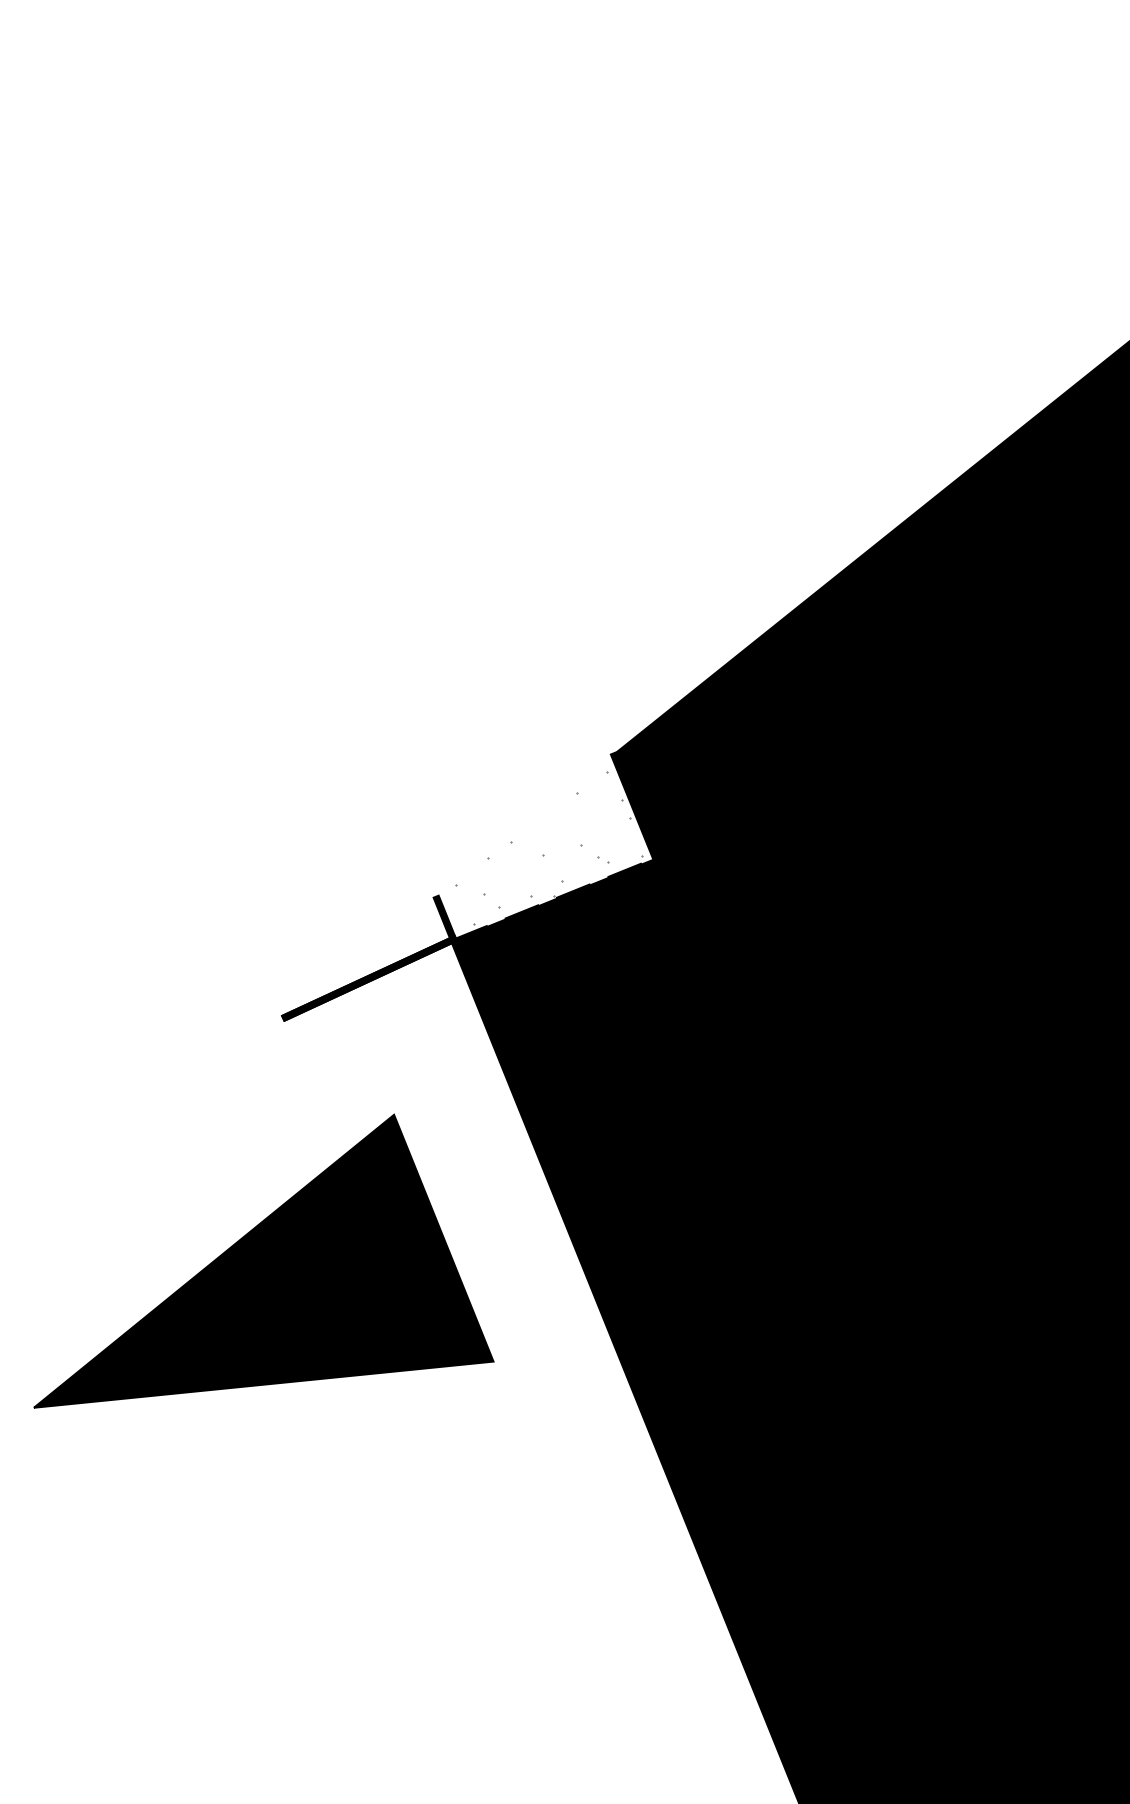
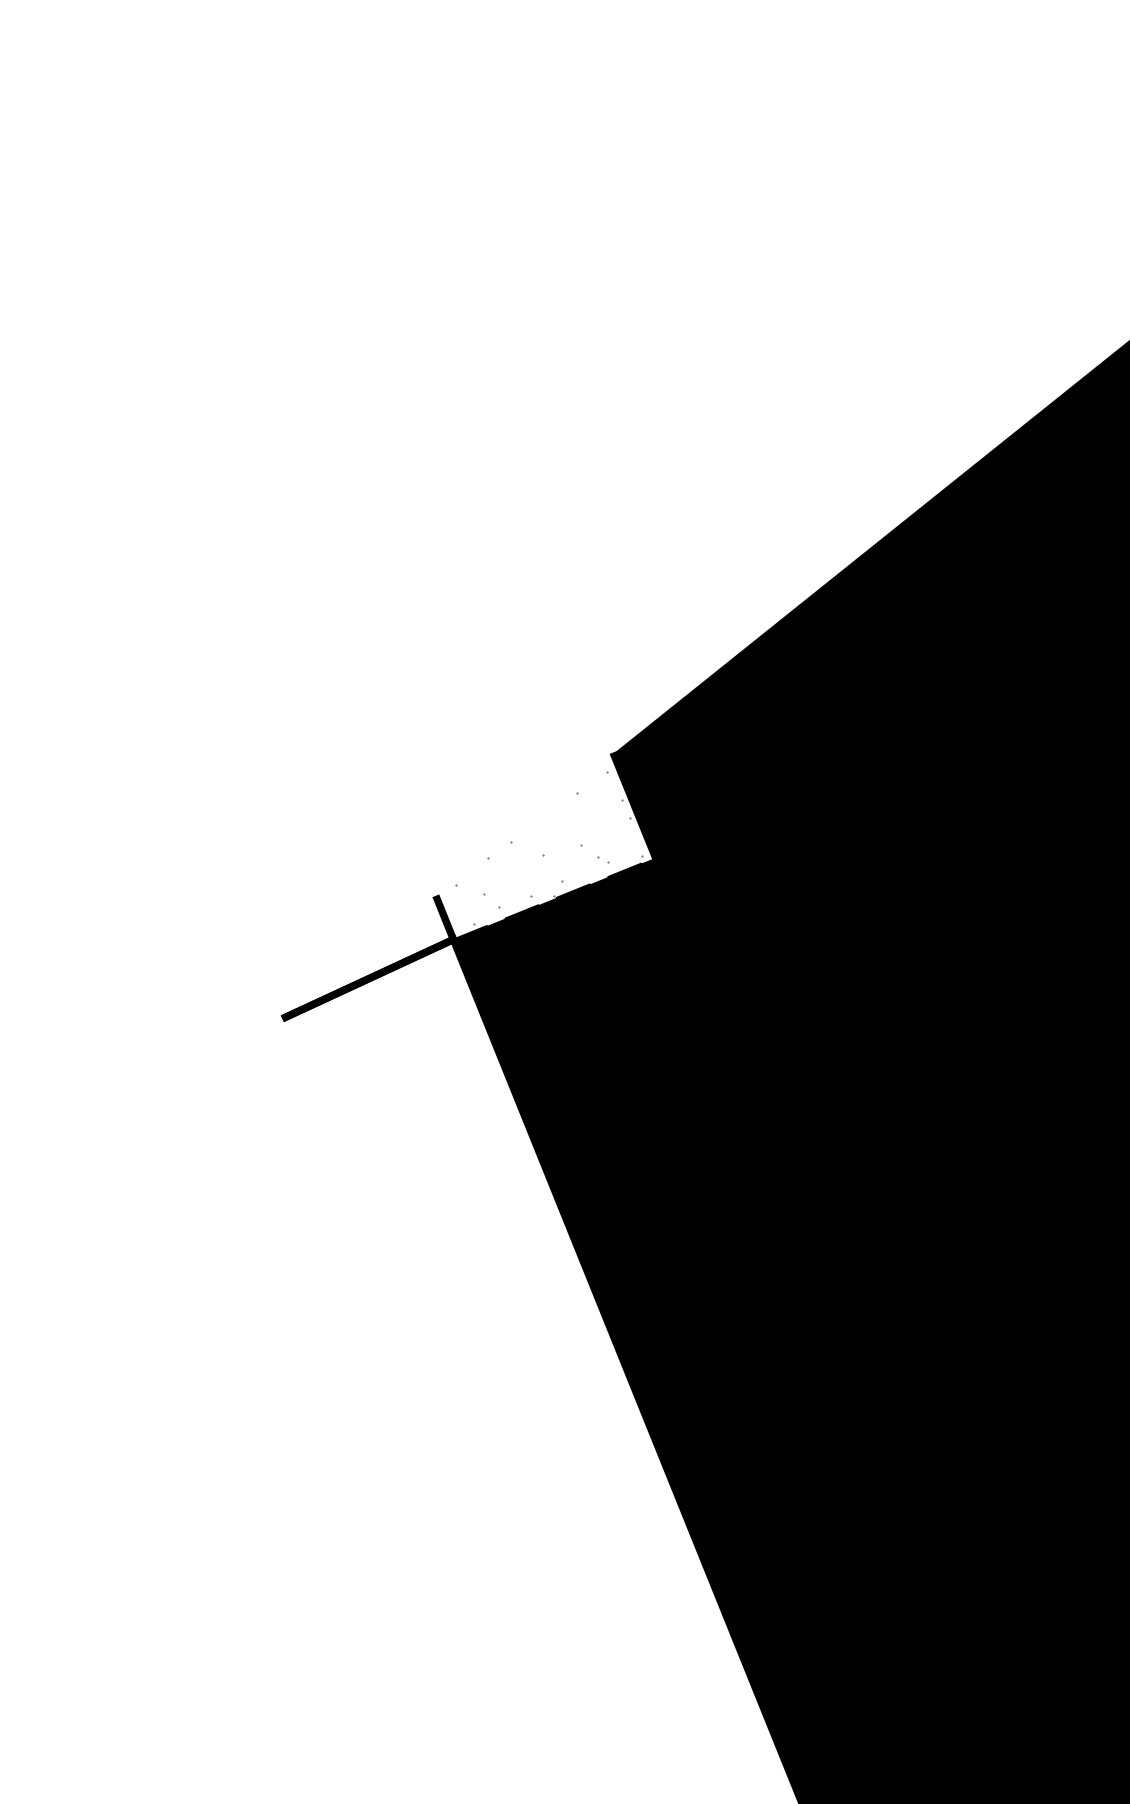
part: present -> none (263, 1260)
